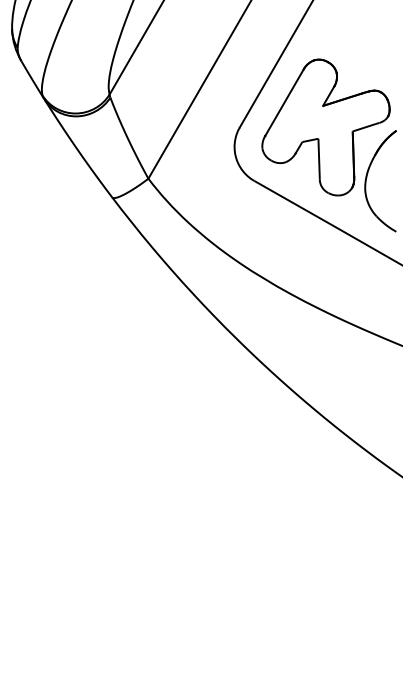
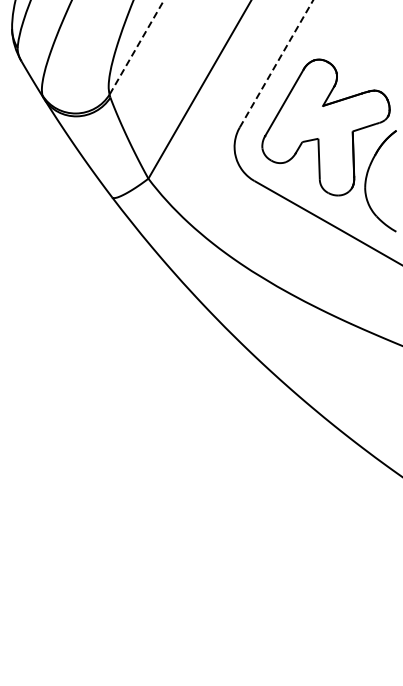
line: solid -> dashed (137, 46)
line: solid -> dashed (276, 63)
